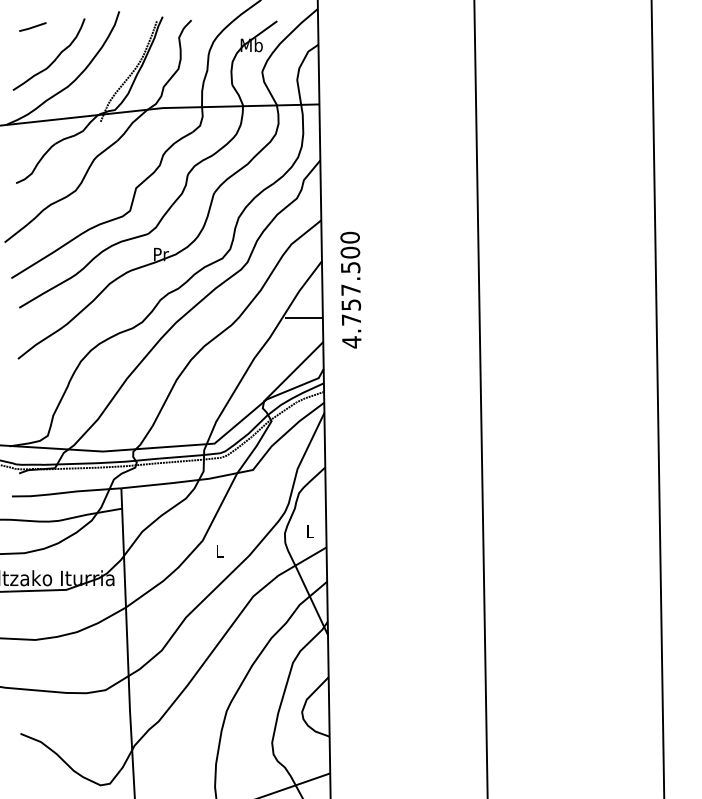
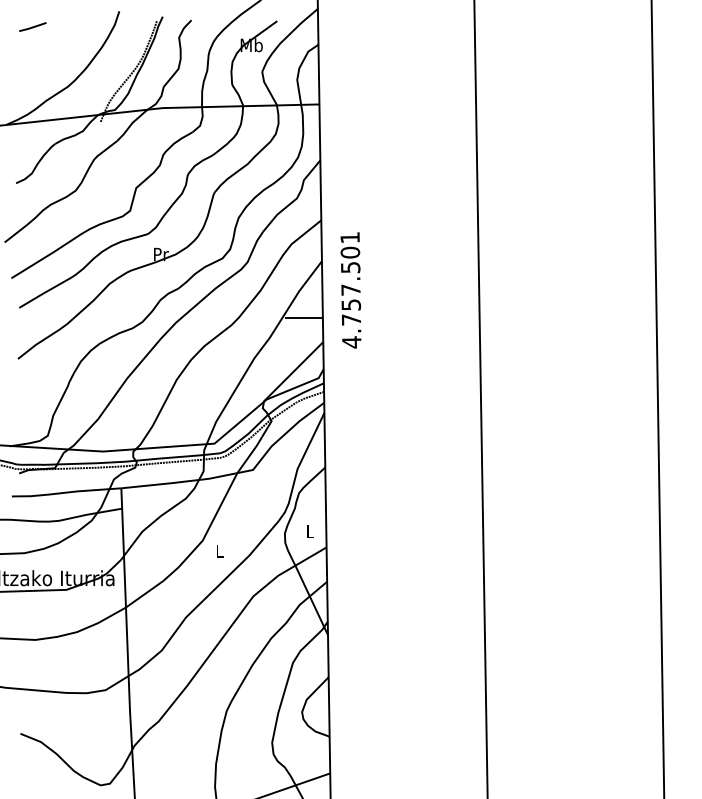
curve: present -> none (54, 59)
text: 4.757.500 -> 4.757.501 (349, 237)
